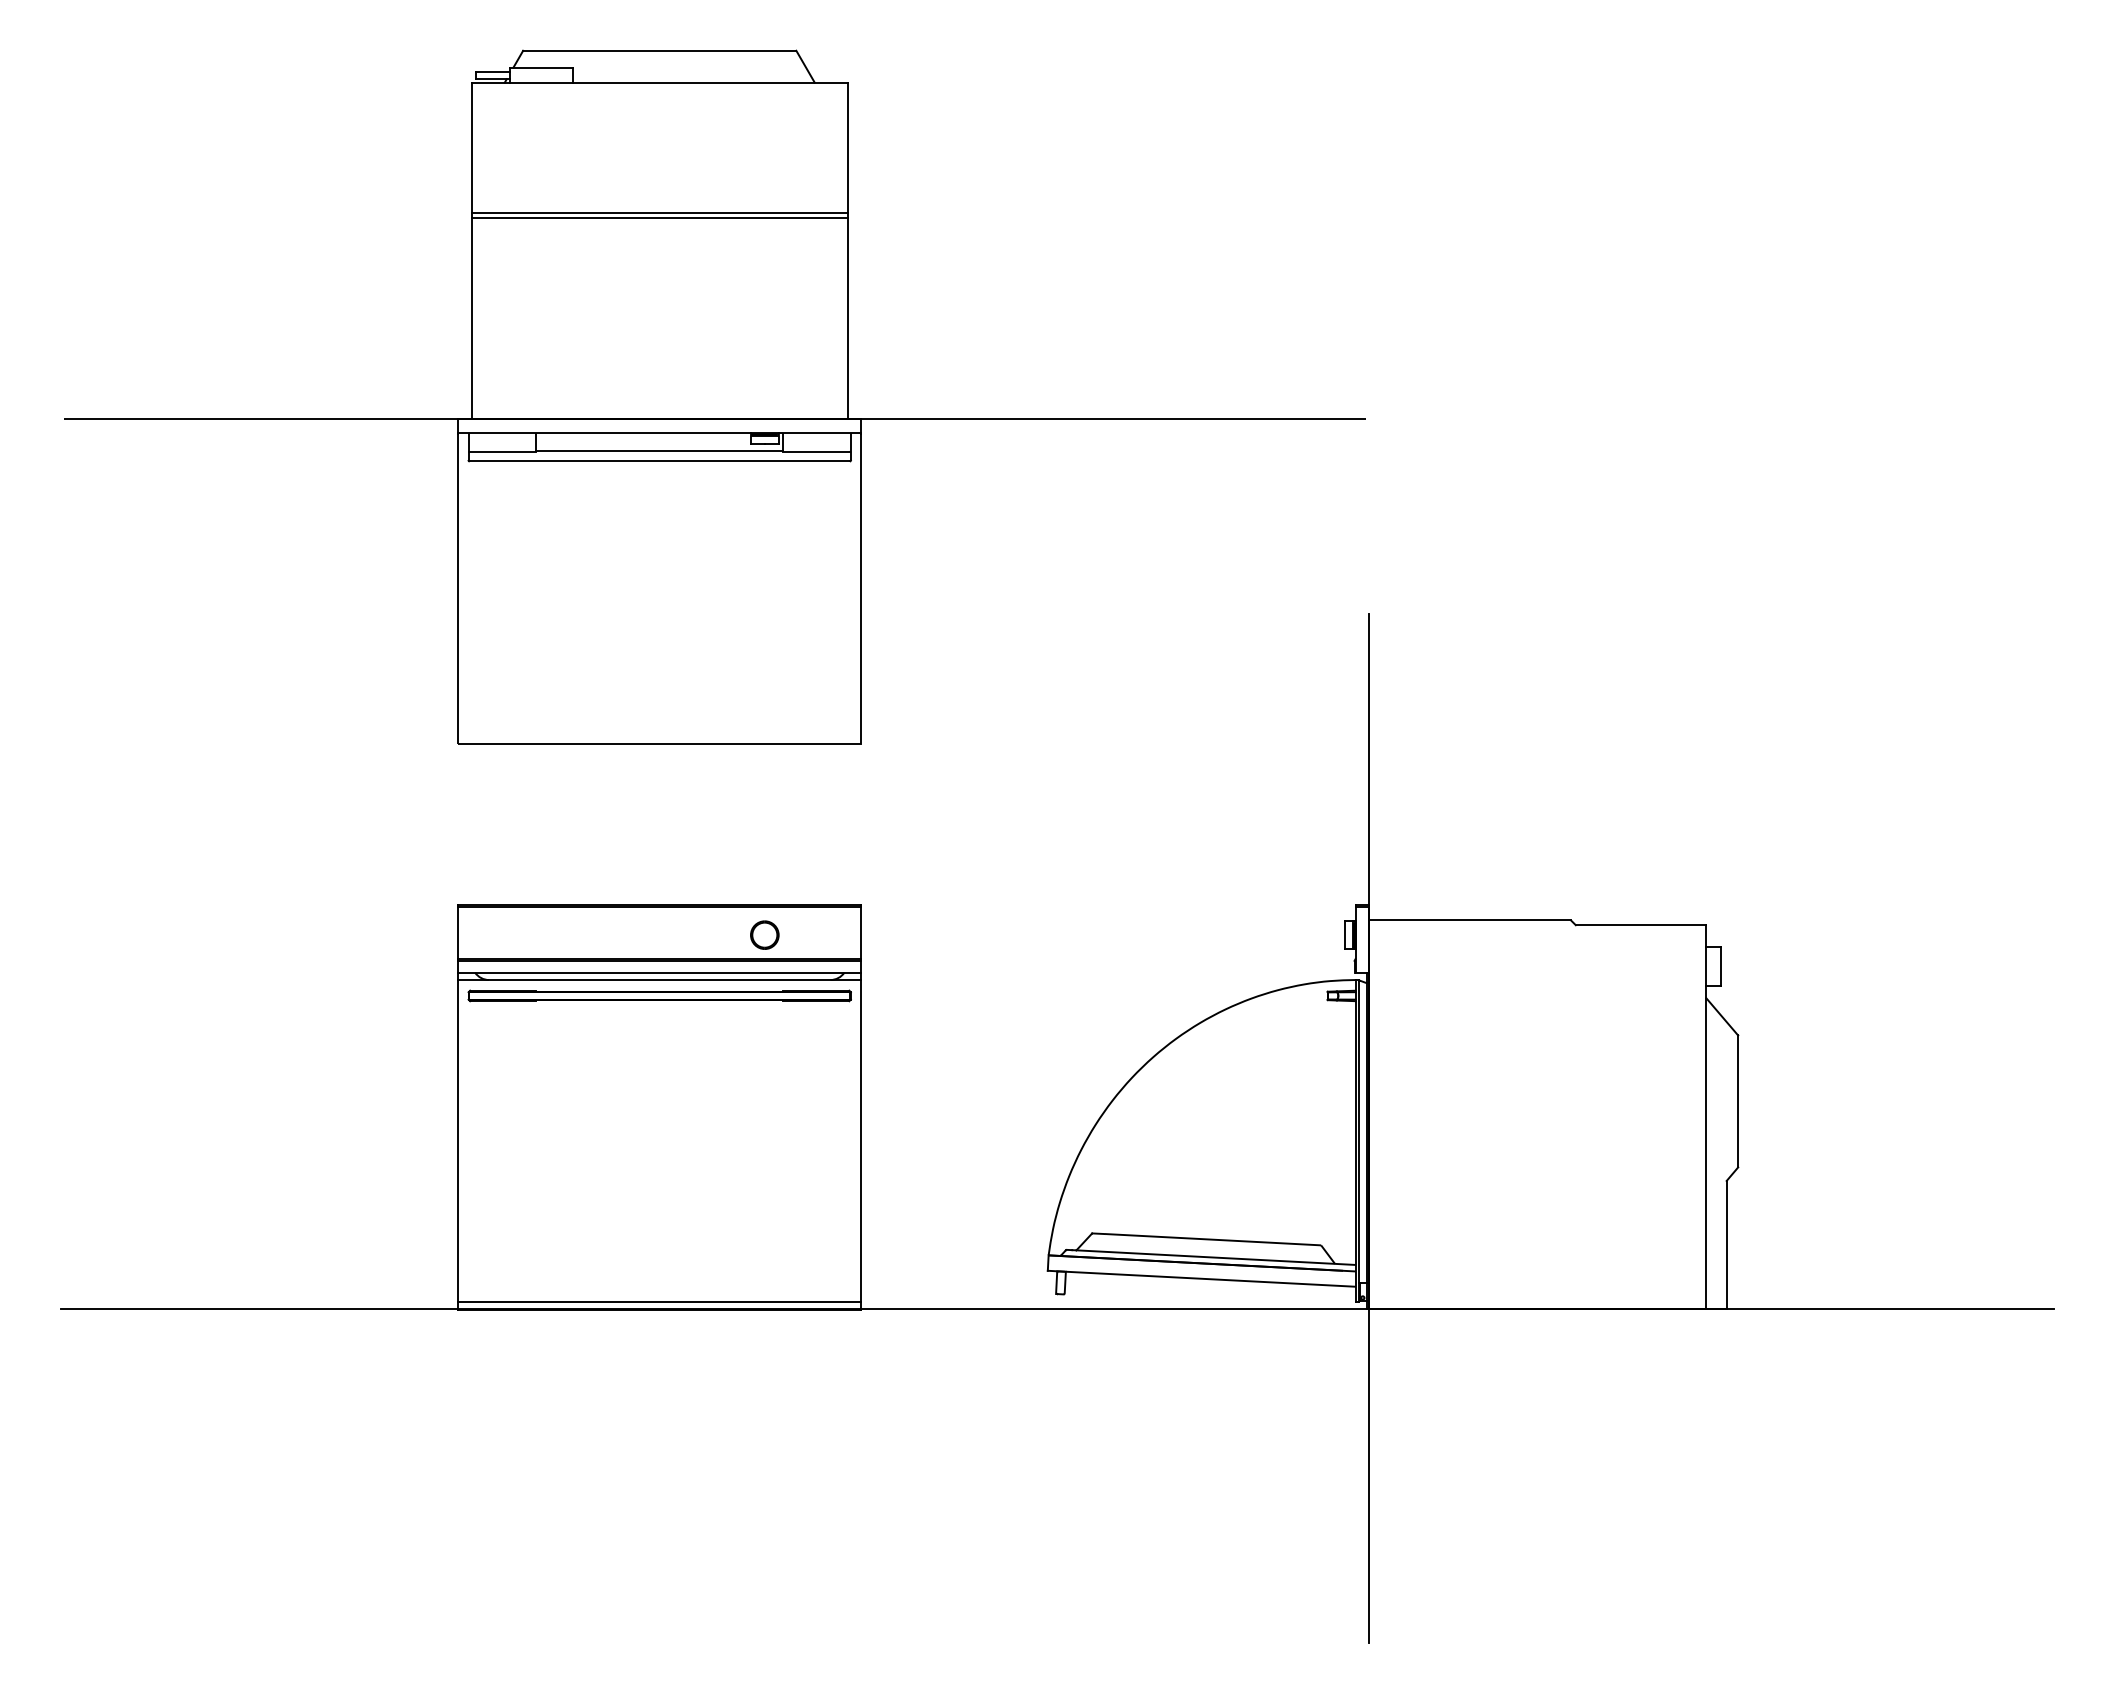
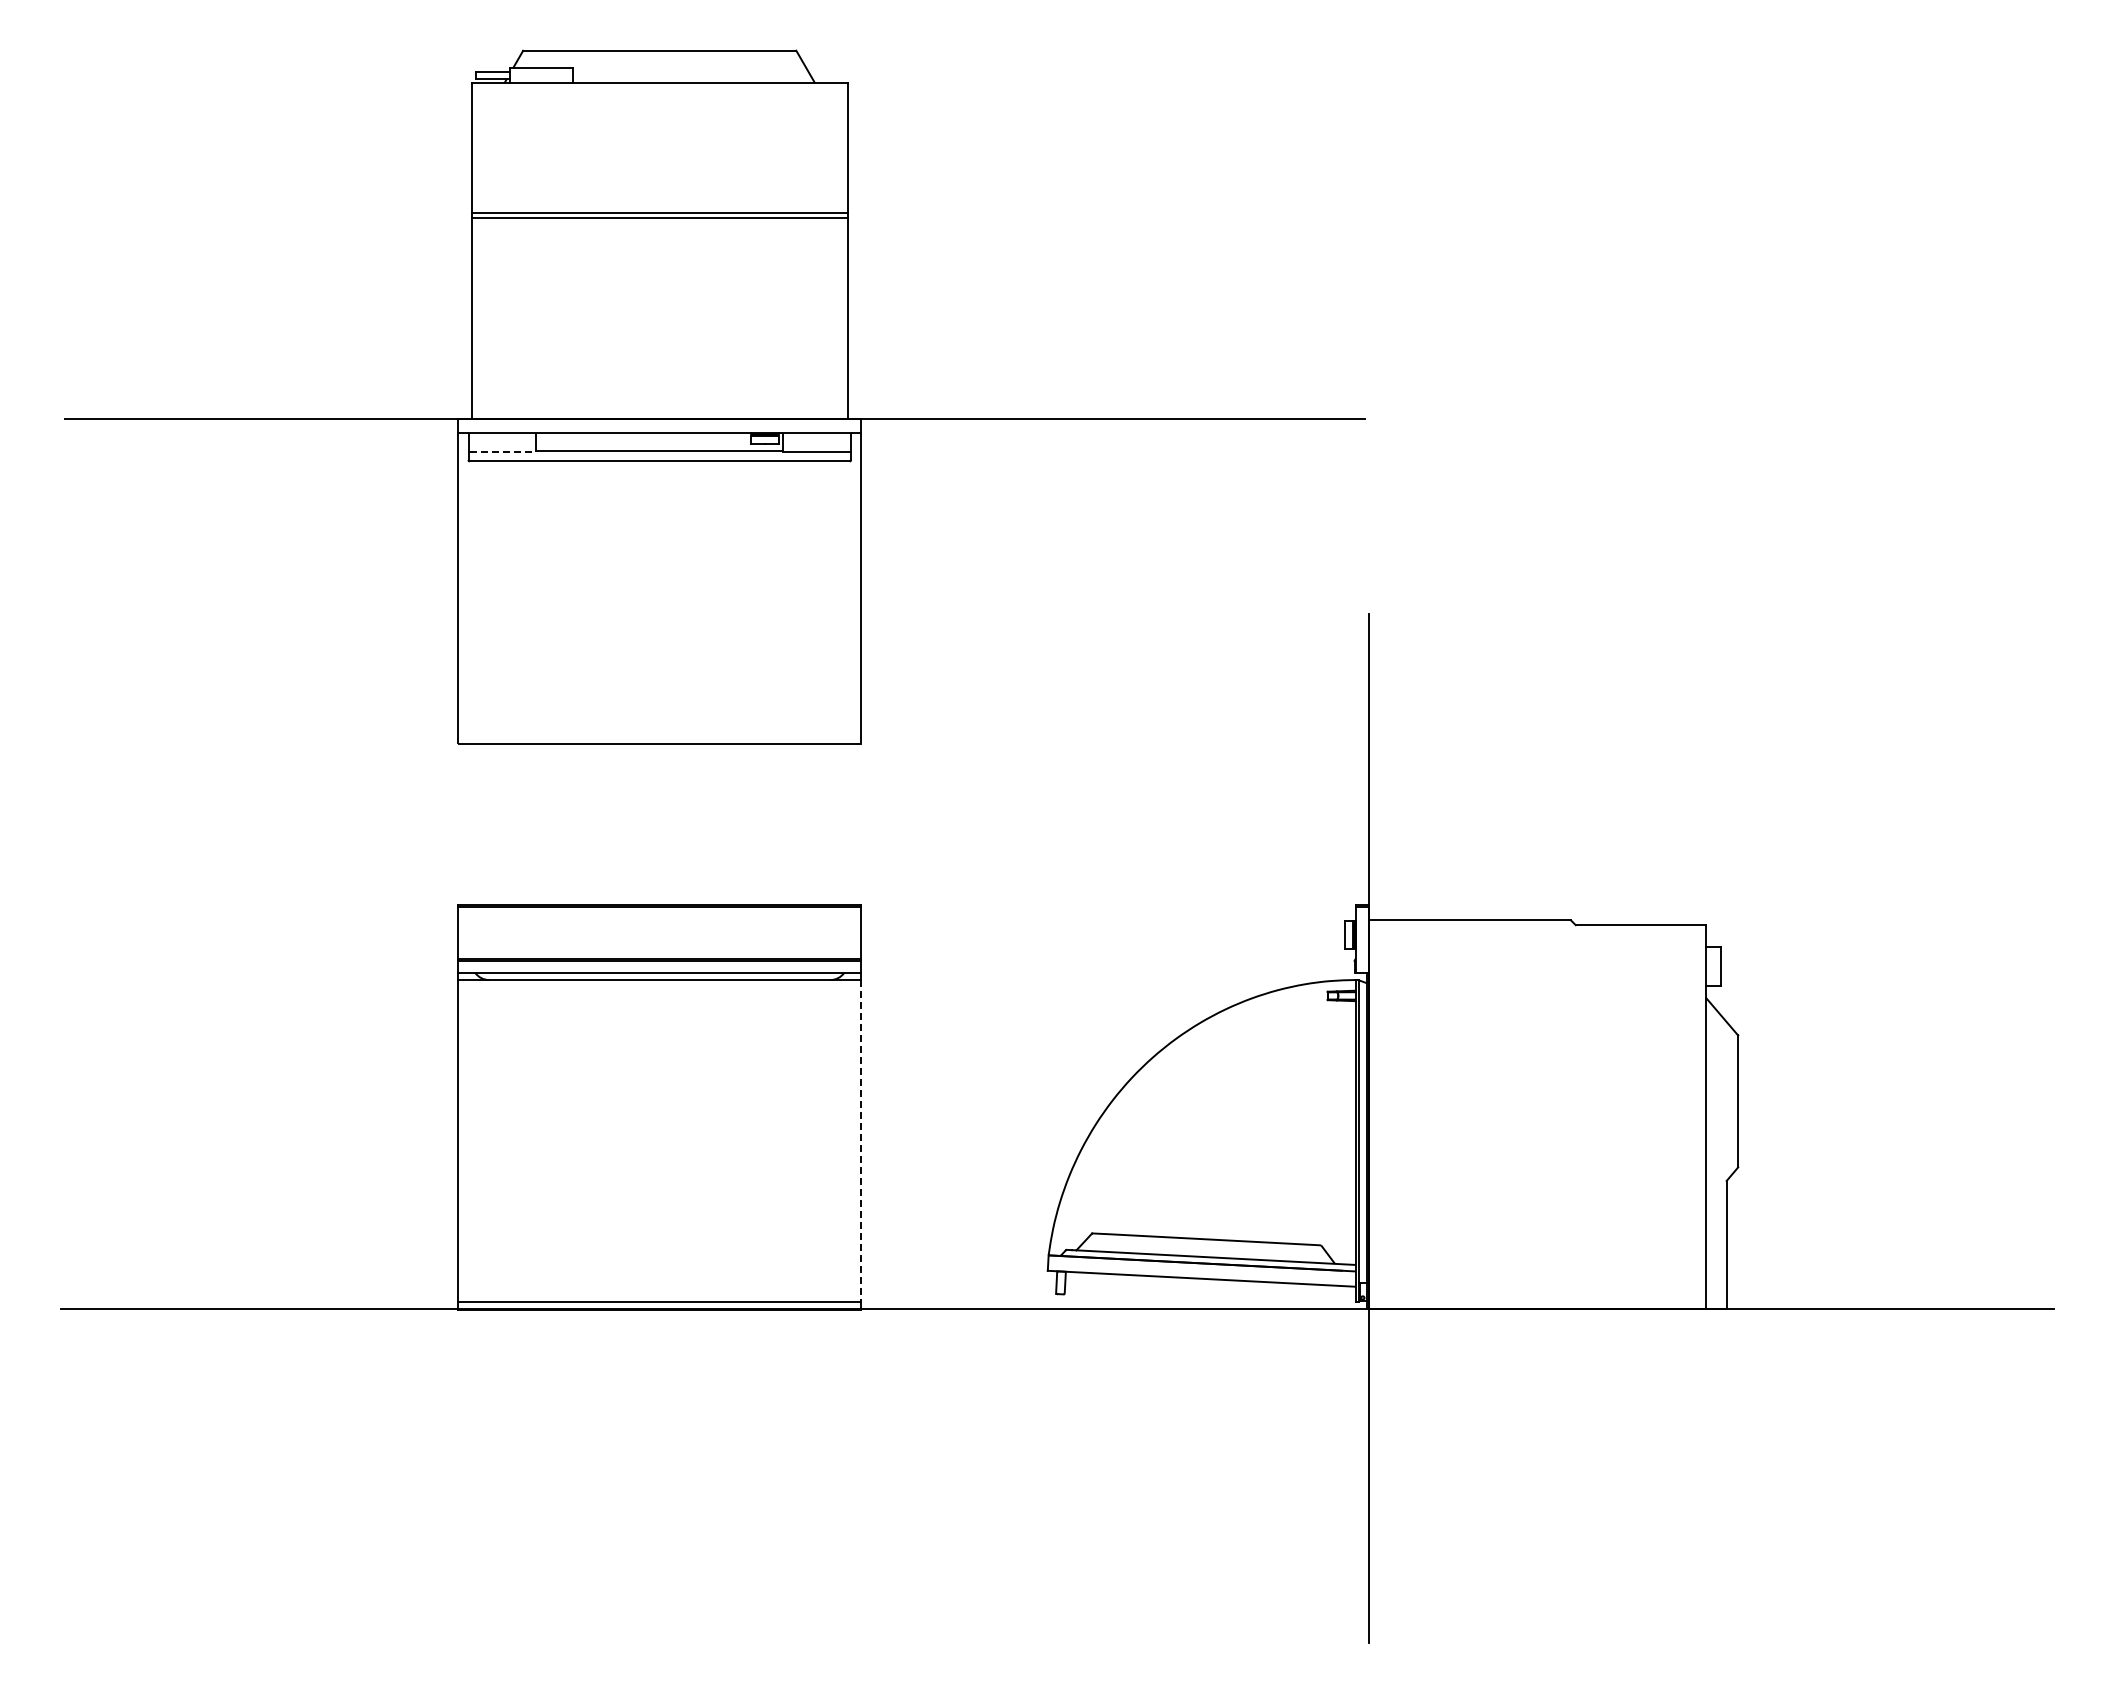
line: solid -> dashed (503, 451)
part: present -> none (764, 934)
part: present -> none (659, 995)
line: solid -> dashed (861, 1140)
